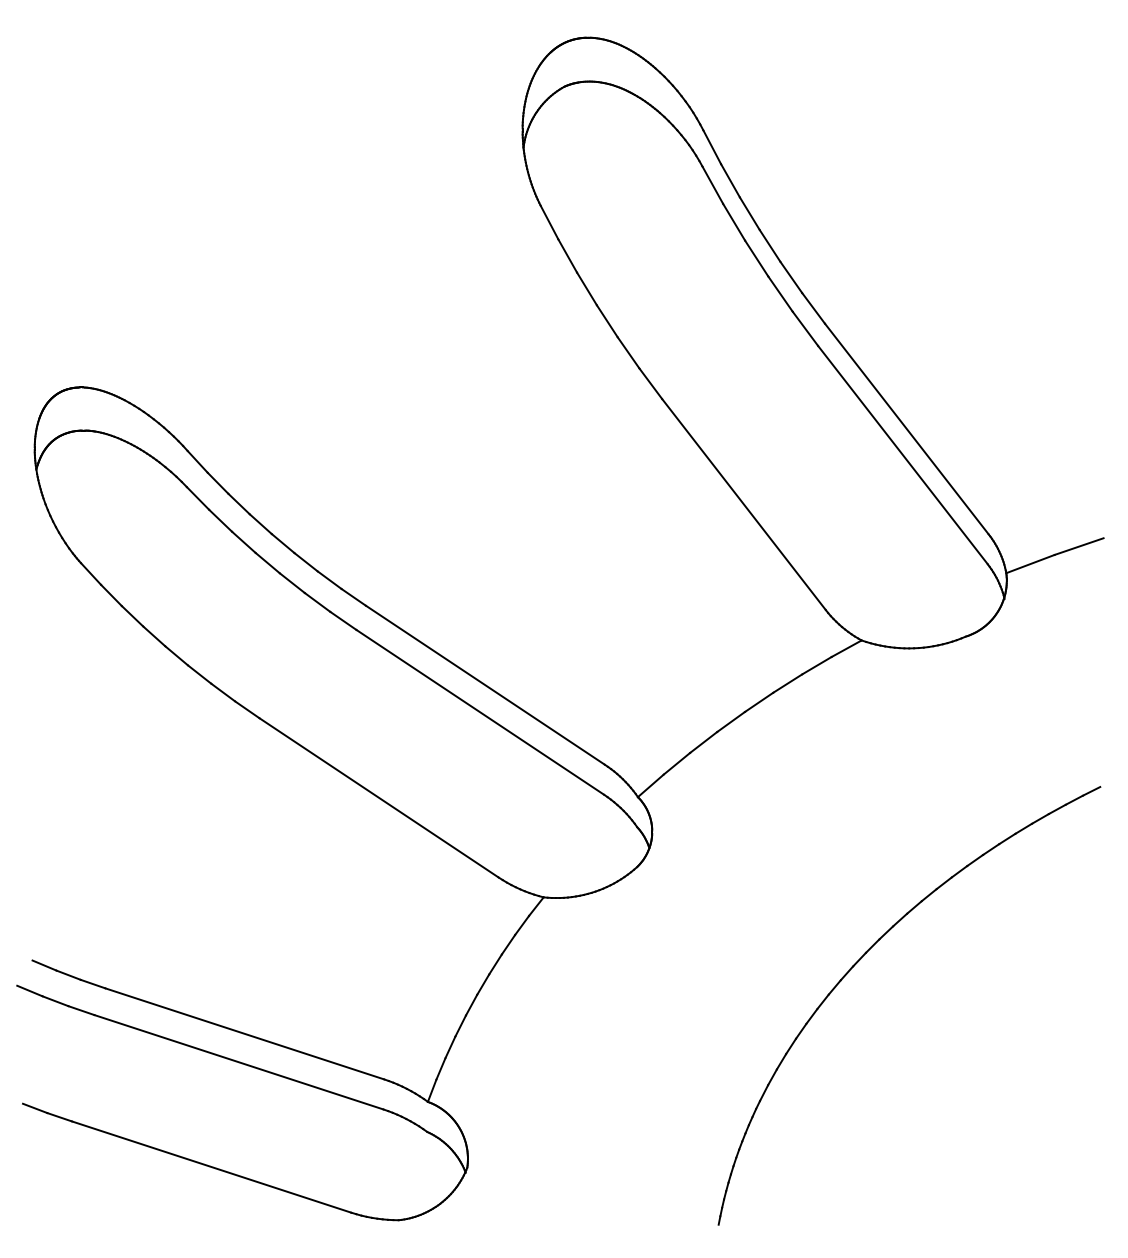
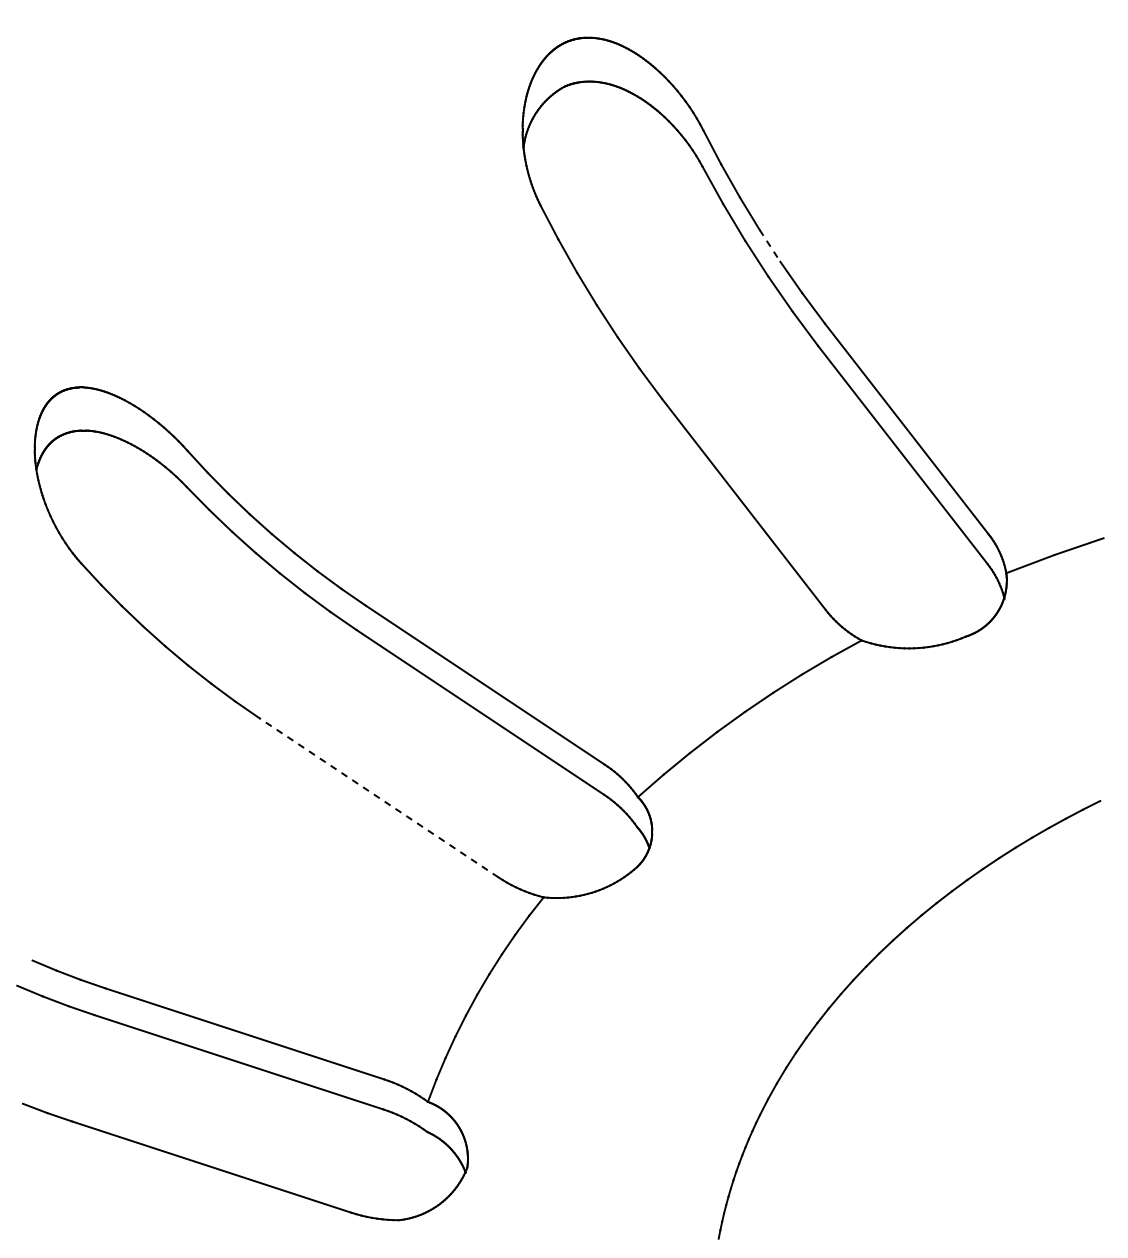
line: solid -> dashed (770, 246)
line: solid -> dashed (379, 797)
part position: (861, 959) -> (861, 973) (861, 973)
